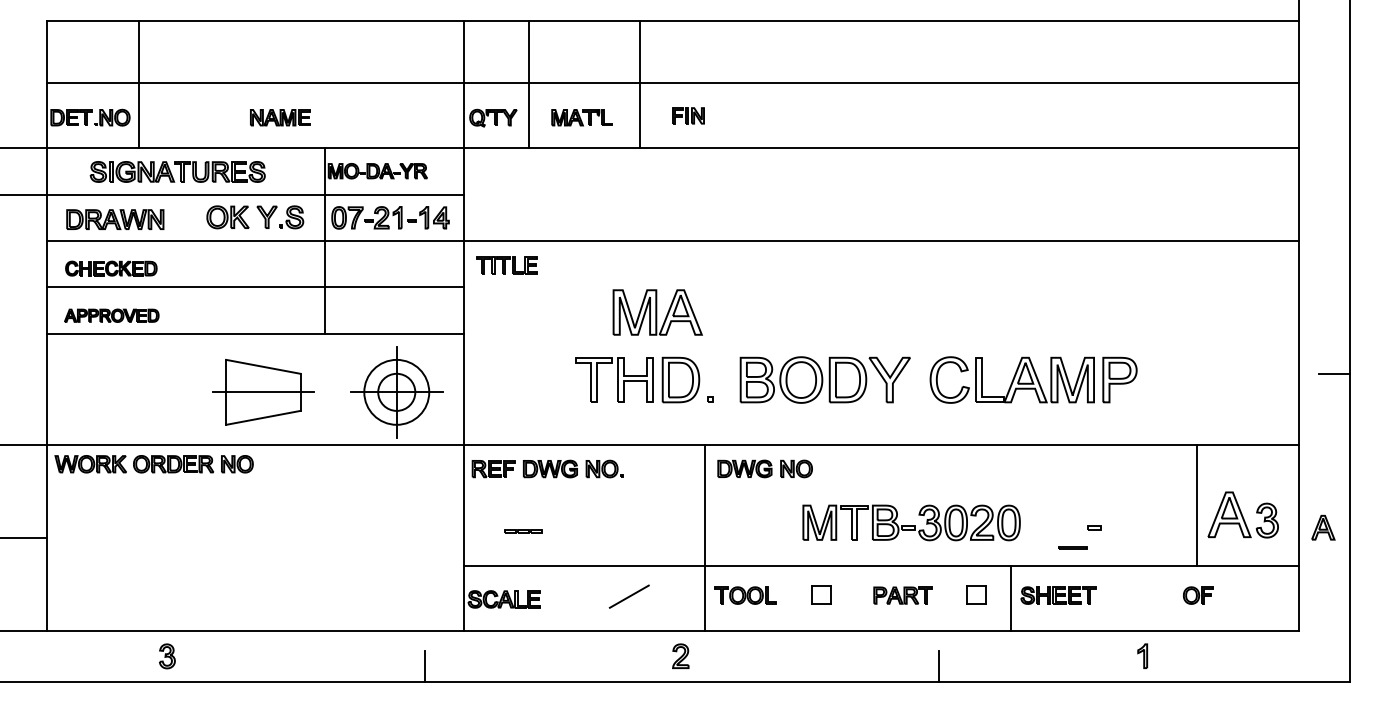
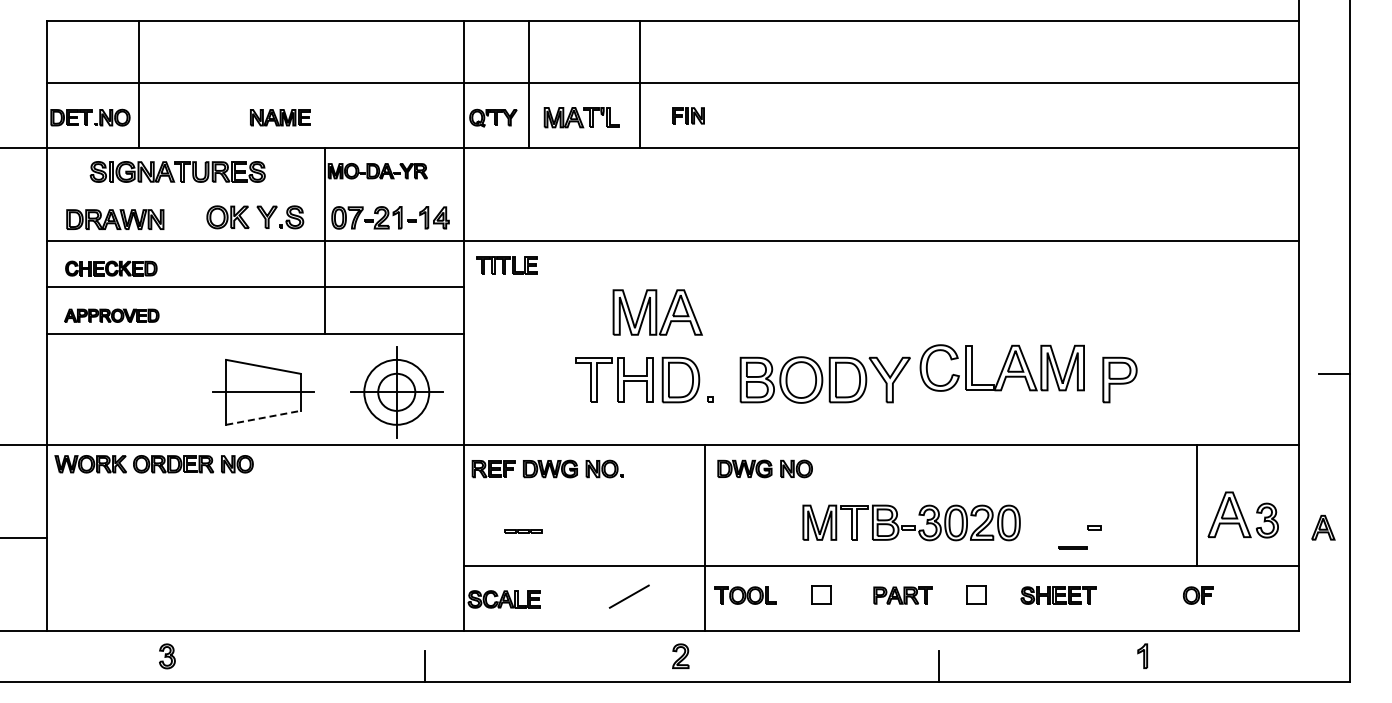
part size: 62x18 px -> 77x22 px (581, 117)
line: present -> none (232, 194)
part position: (1011, 379) -> (1001, 367) (1001, 367)
line: solid -> dashed (263, 417)
line: present -> none (1011, 597)
